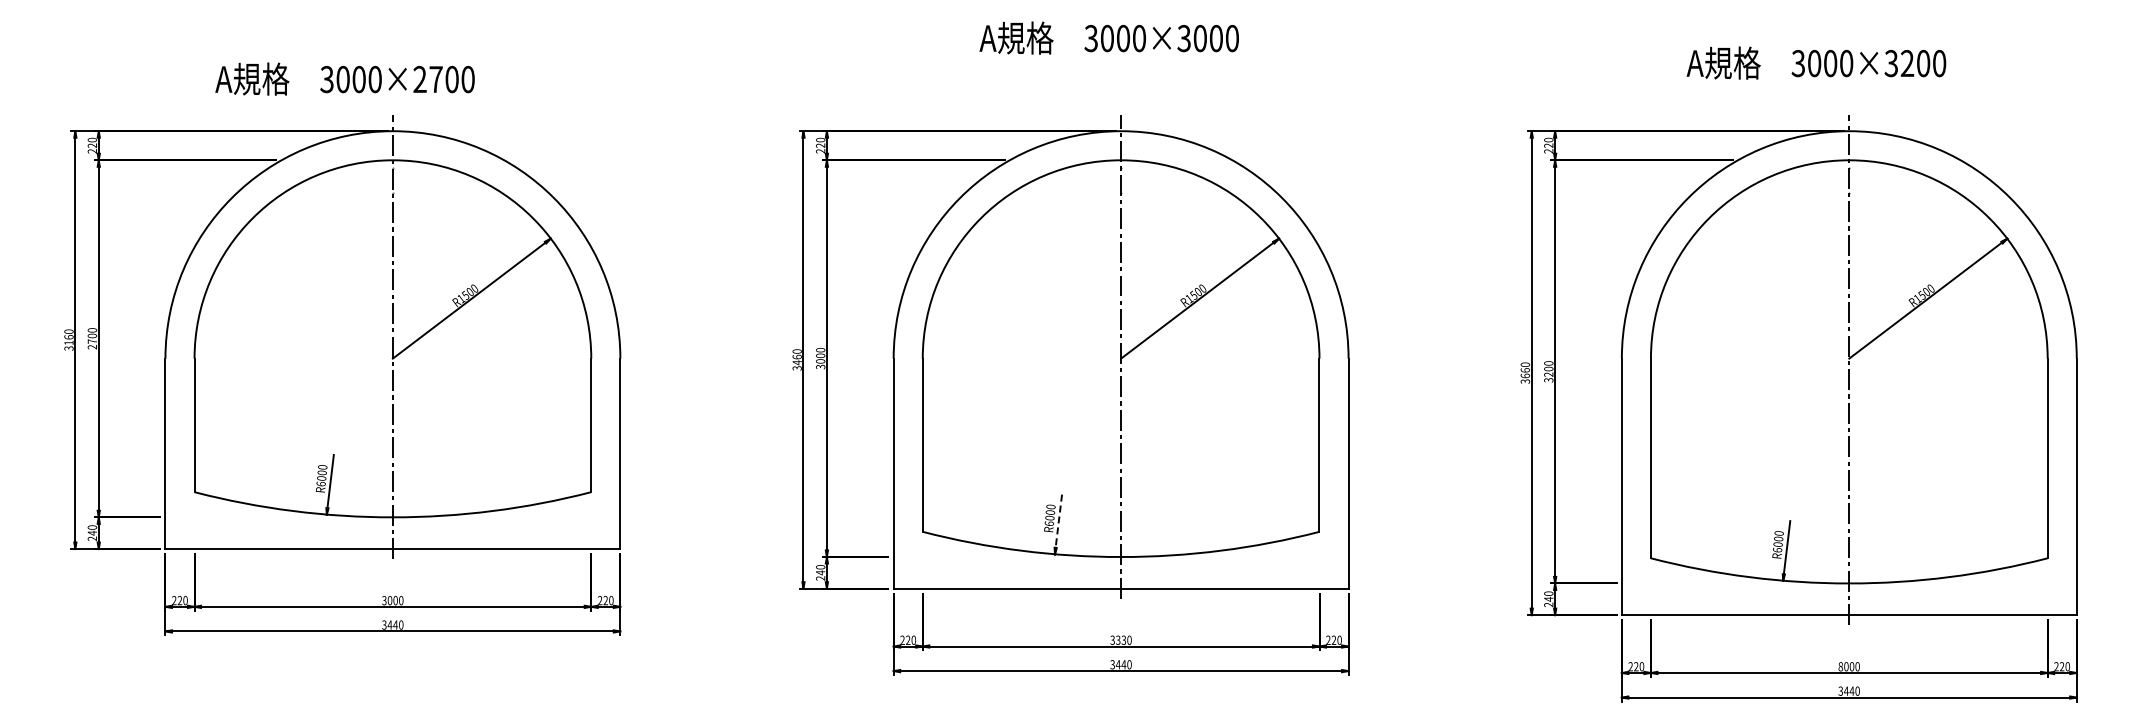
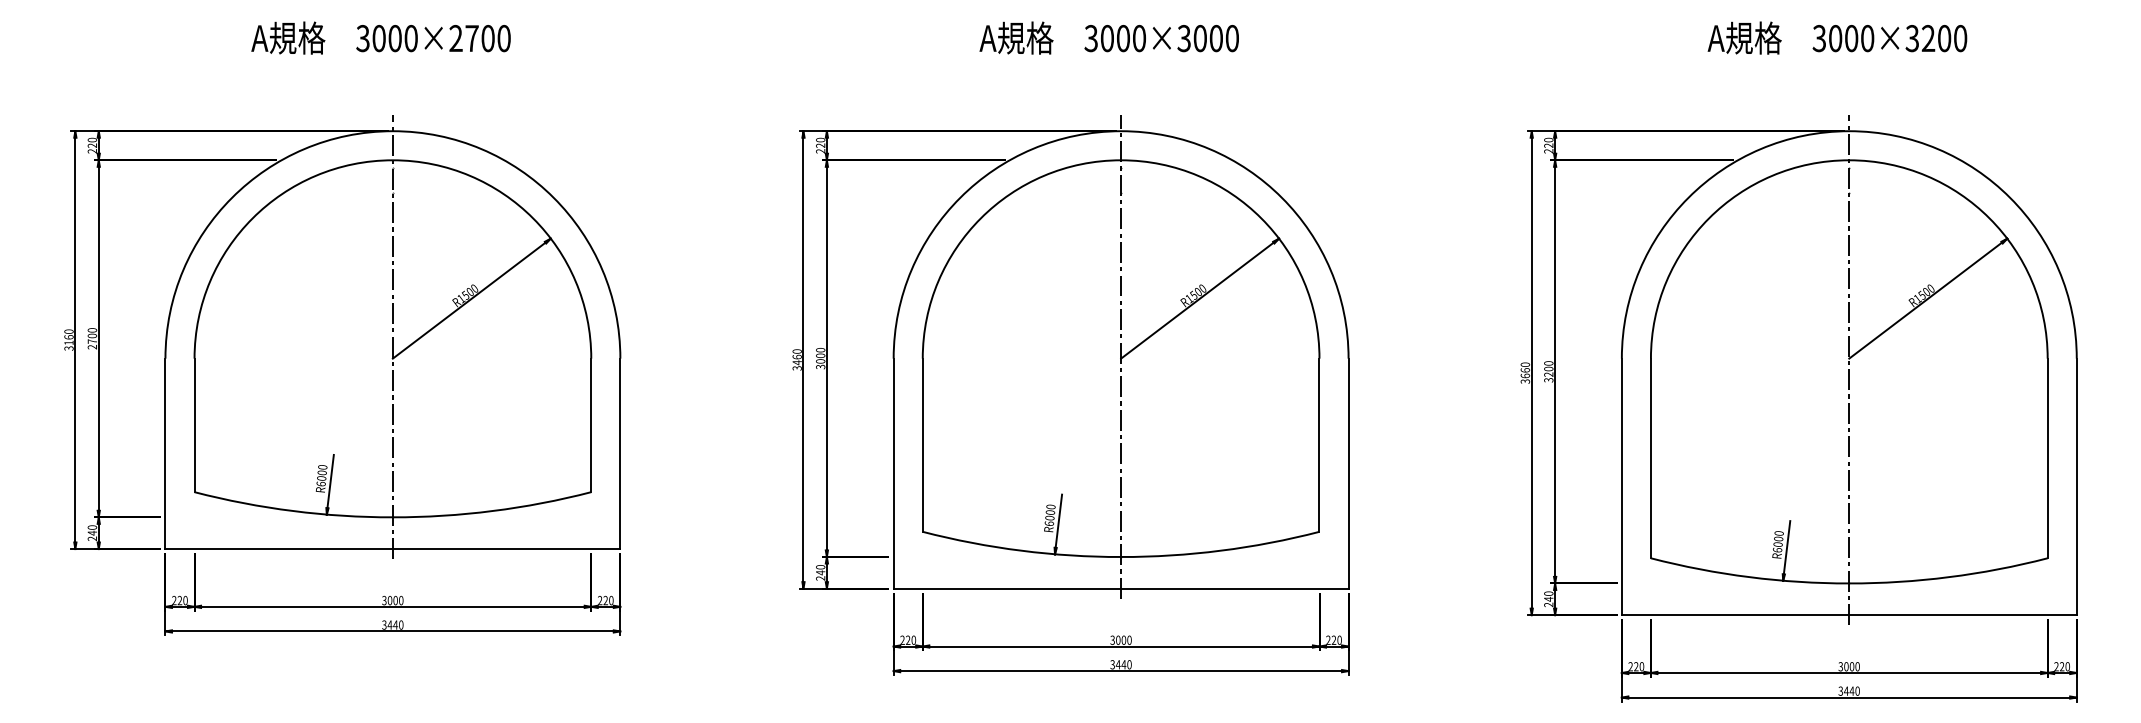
text position: (1816, 62) -> (1837, 37) (1837, 37)
text position: (344, 78) -> (380, 37) (380, 37)
line: dashed -> solid (1058, 521)
text: 3330 -> 3000 (1121, 639)
text: 8000 -> 3000 (1840, 666)
